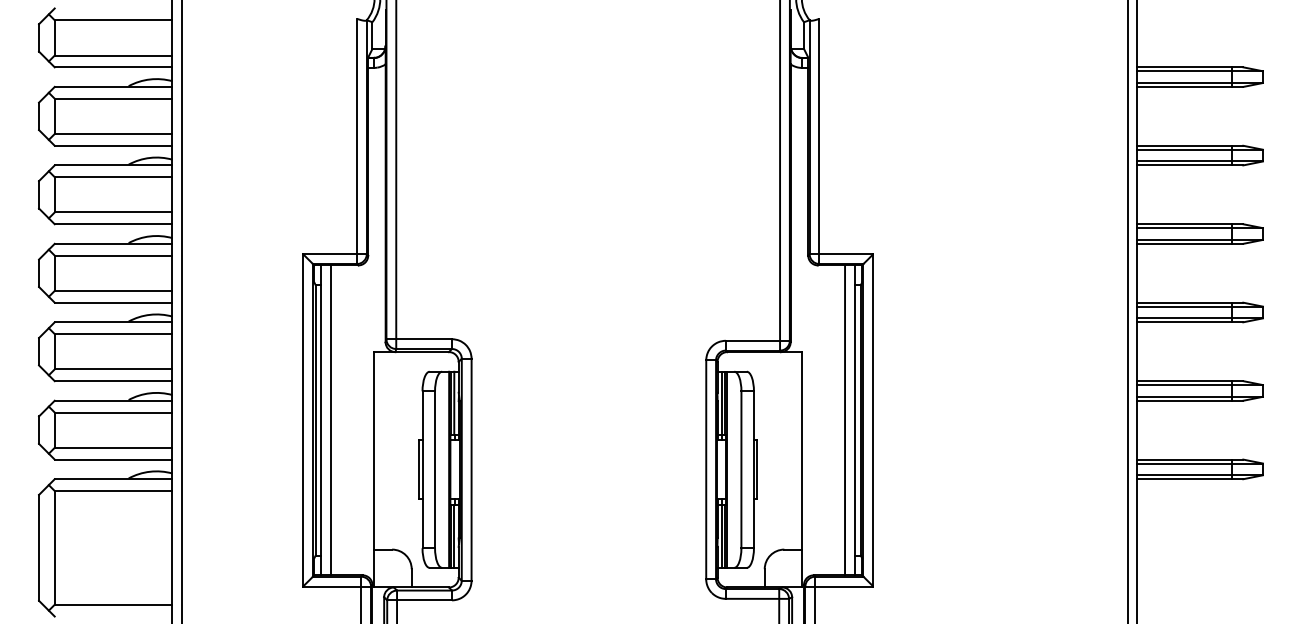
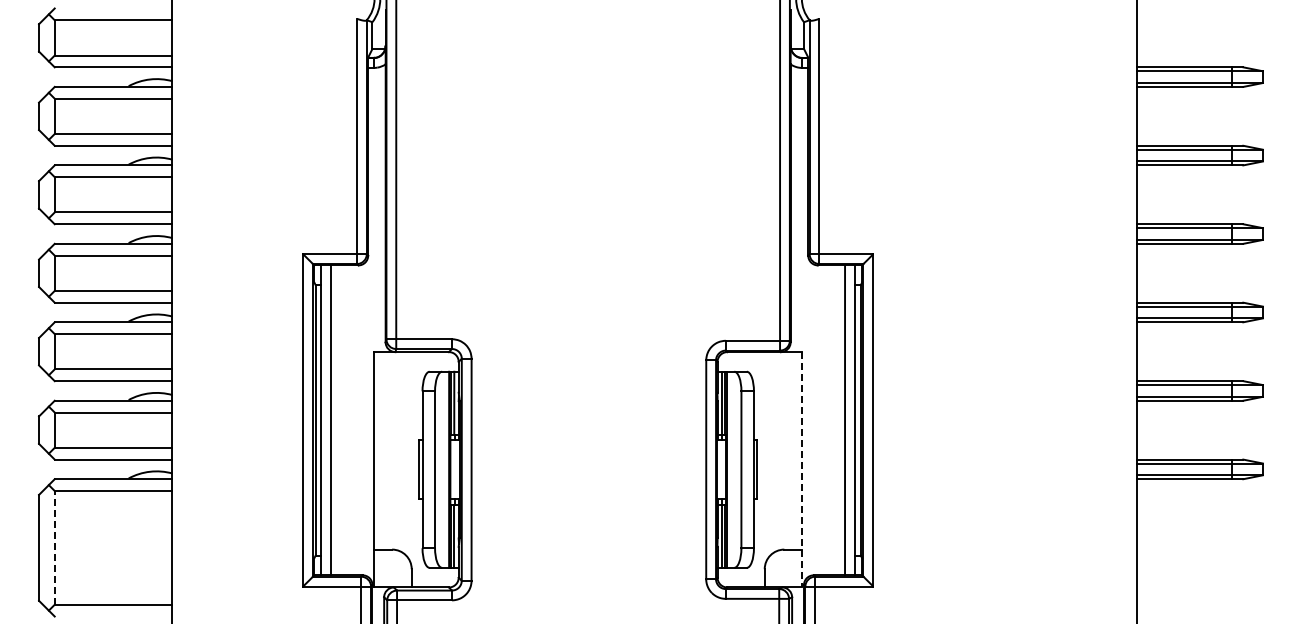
line: present -> none (182, 311)
line: present -> none (1127, 311)
line: solid -> dashed (801, 469)
line: solid -> dashed (54, 547)
